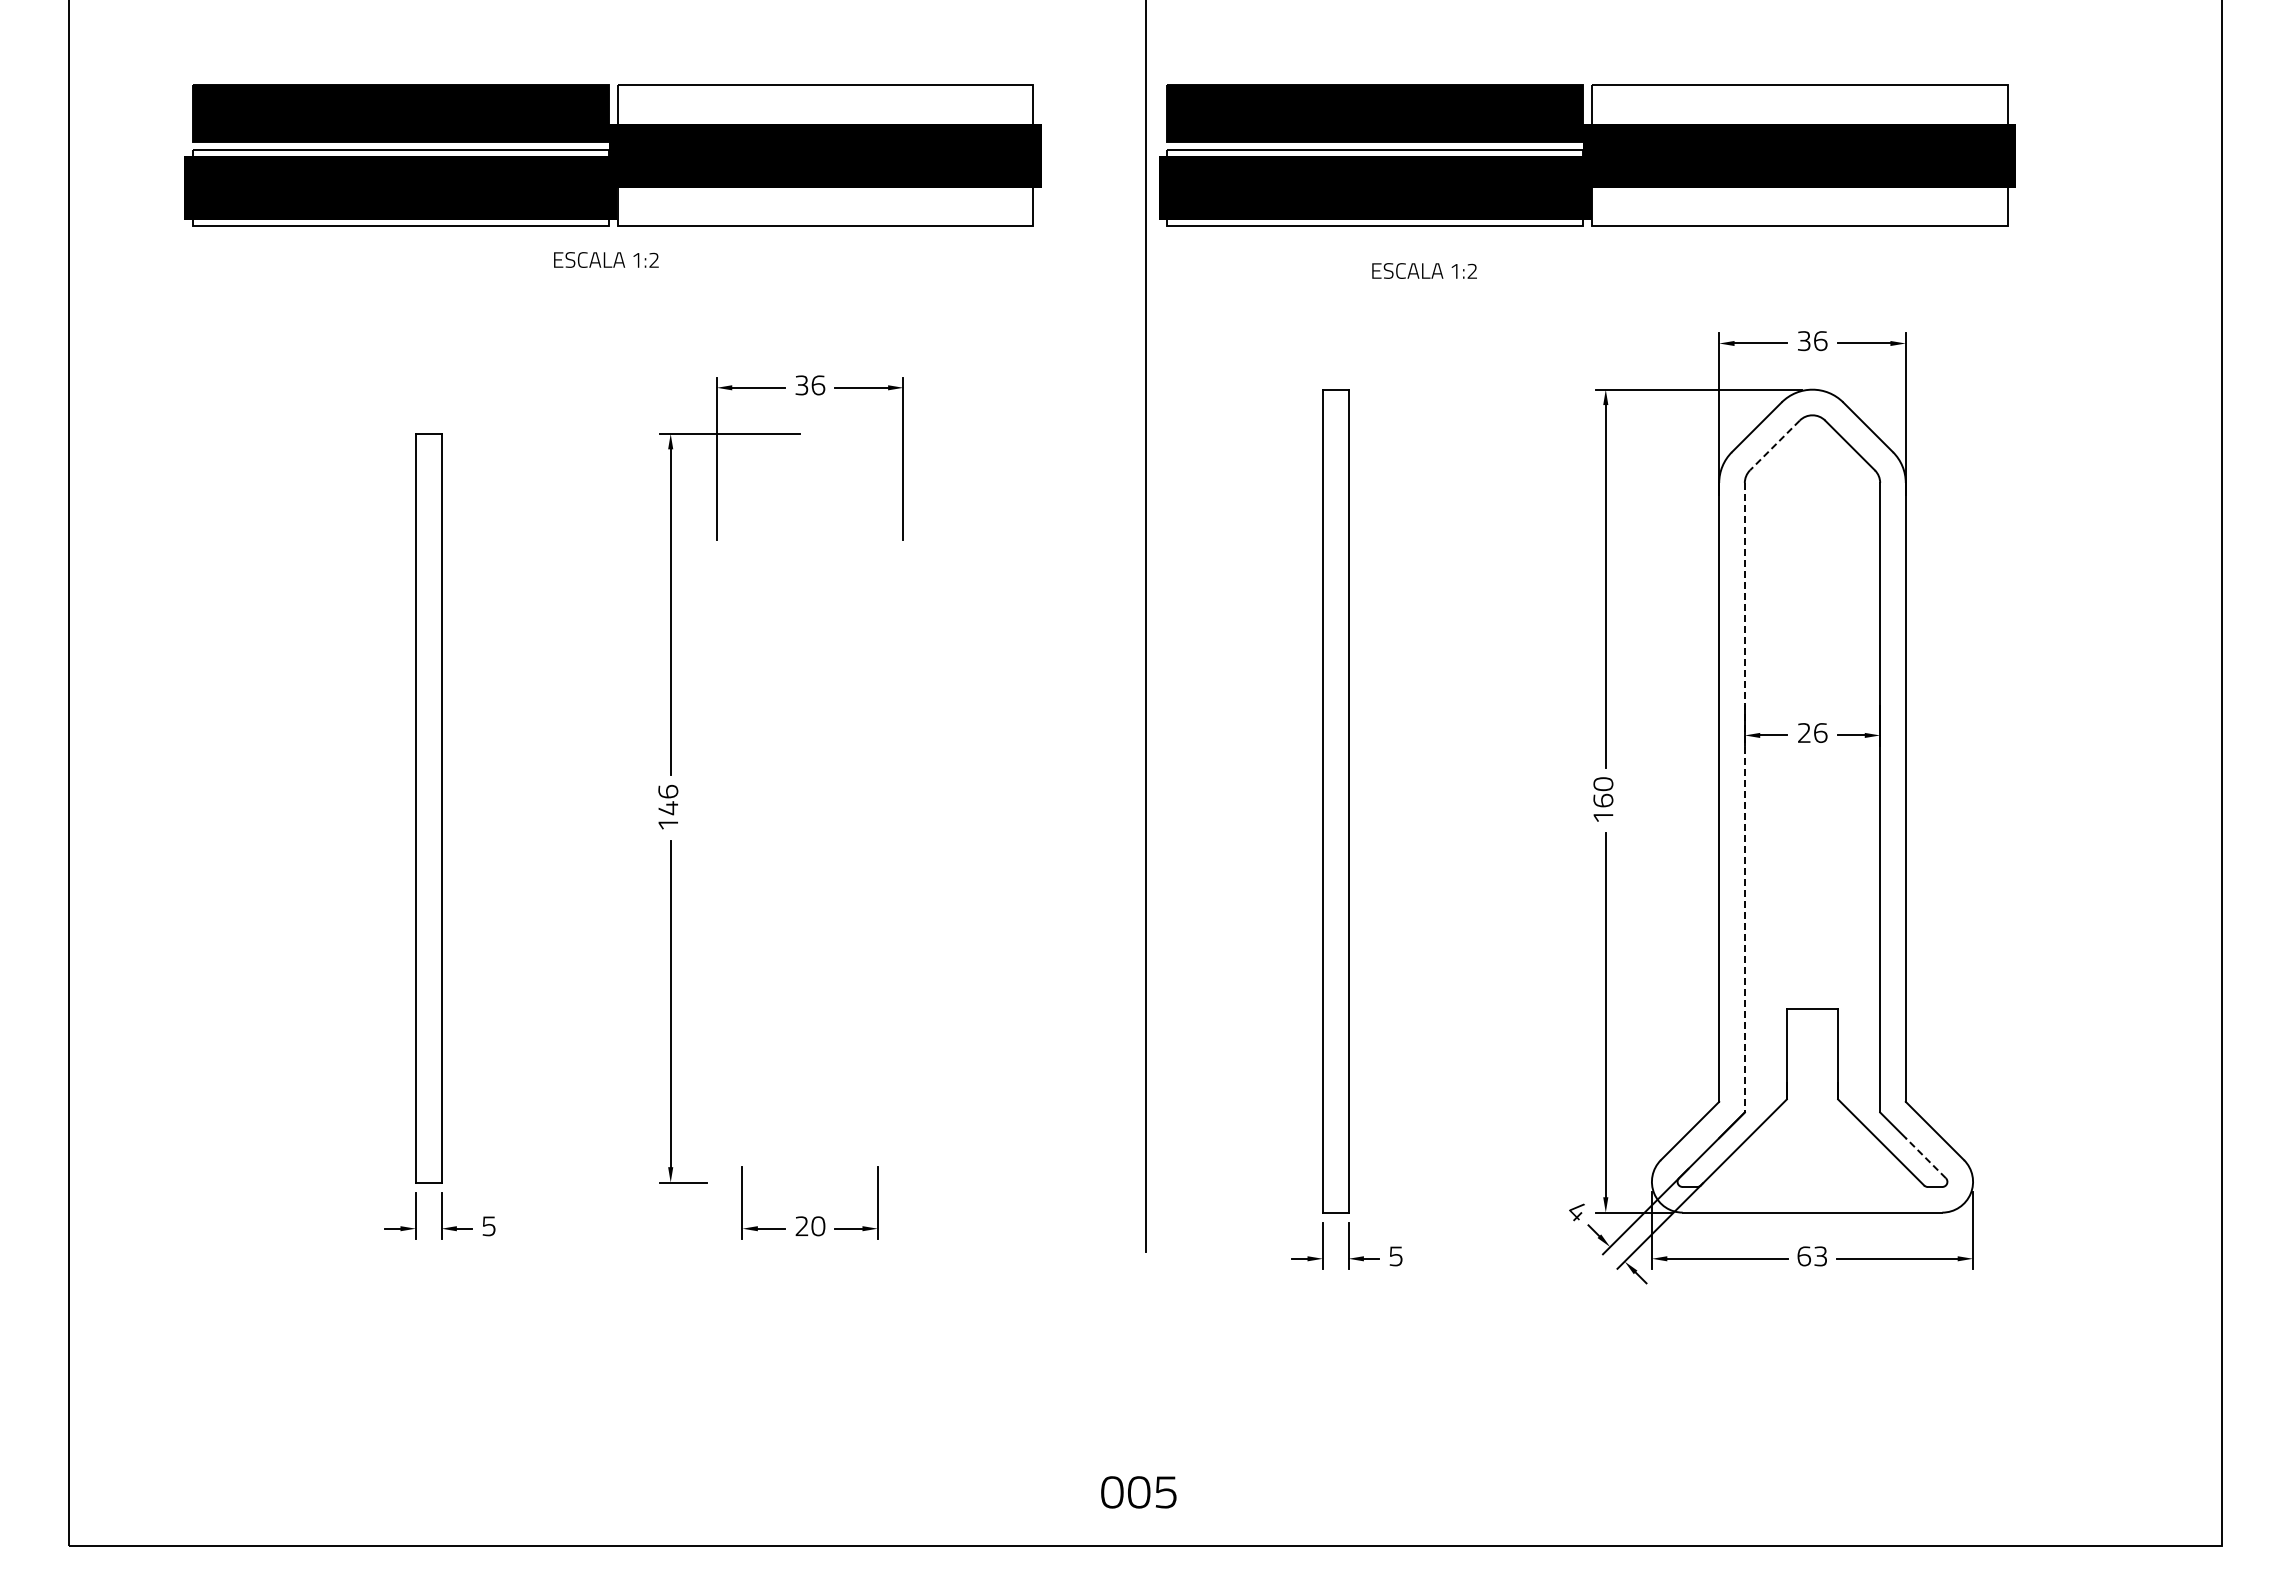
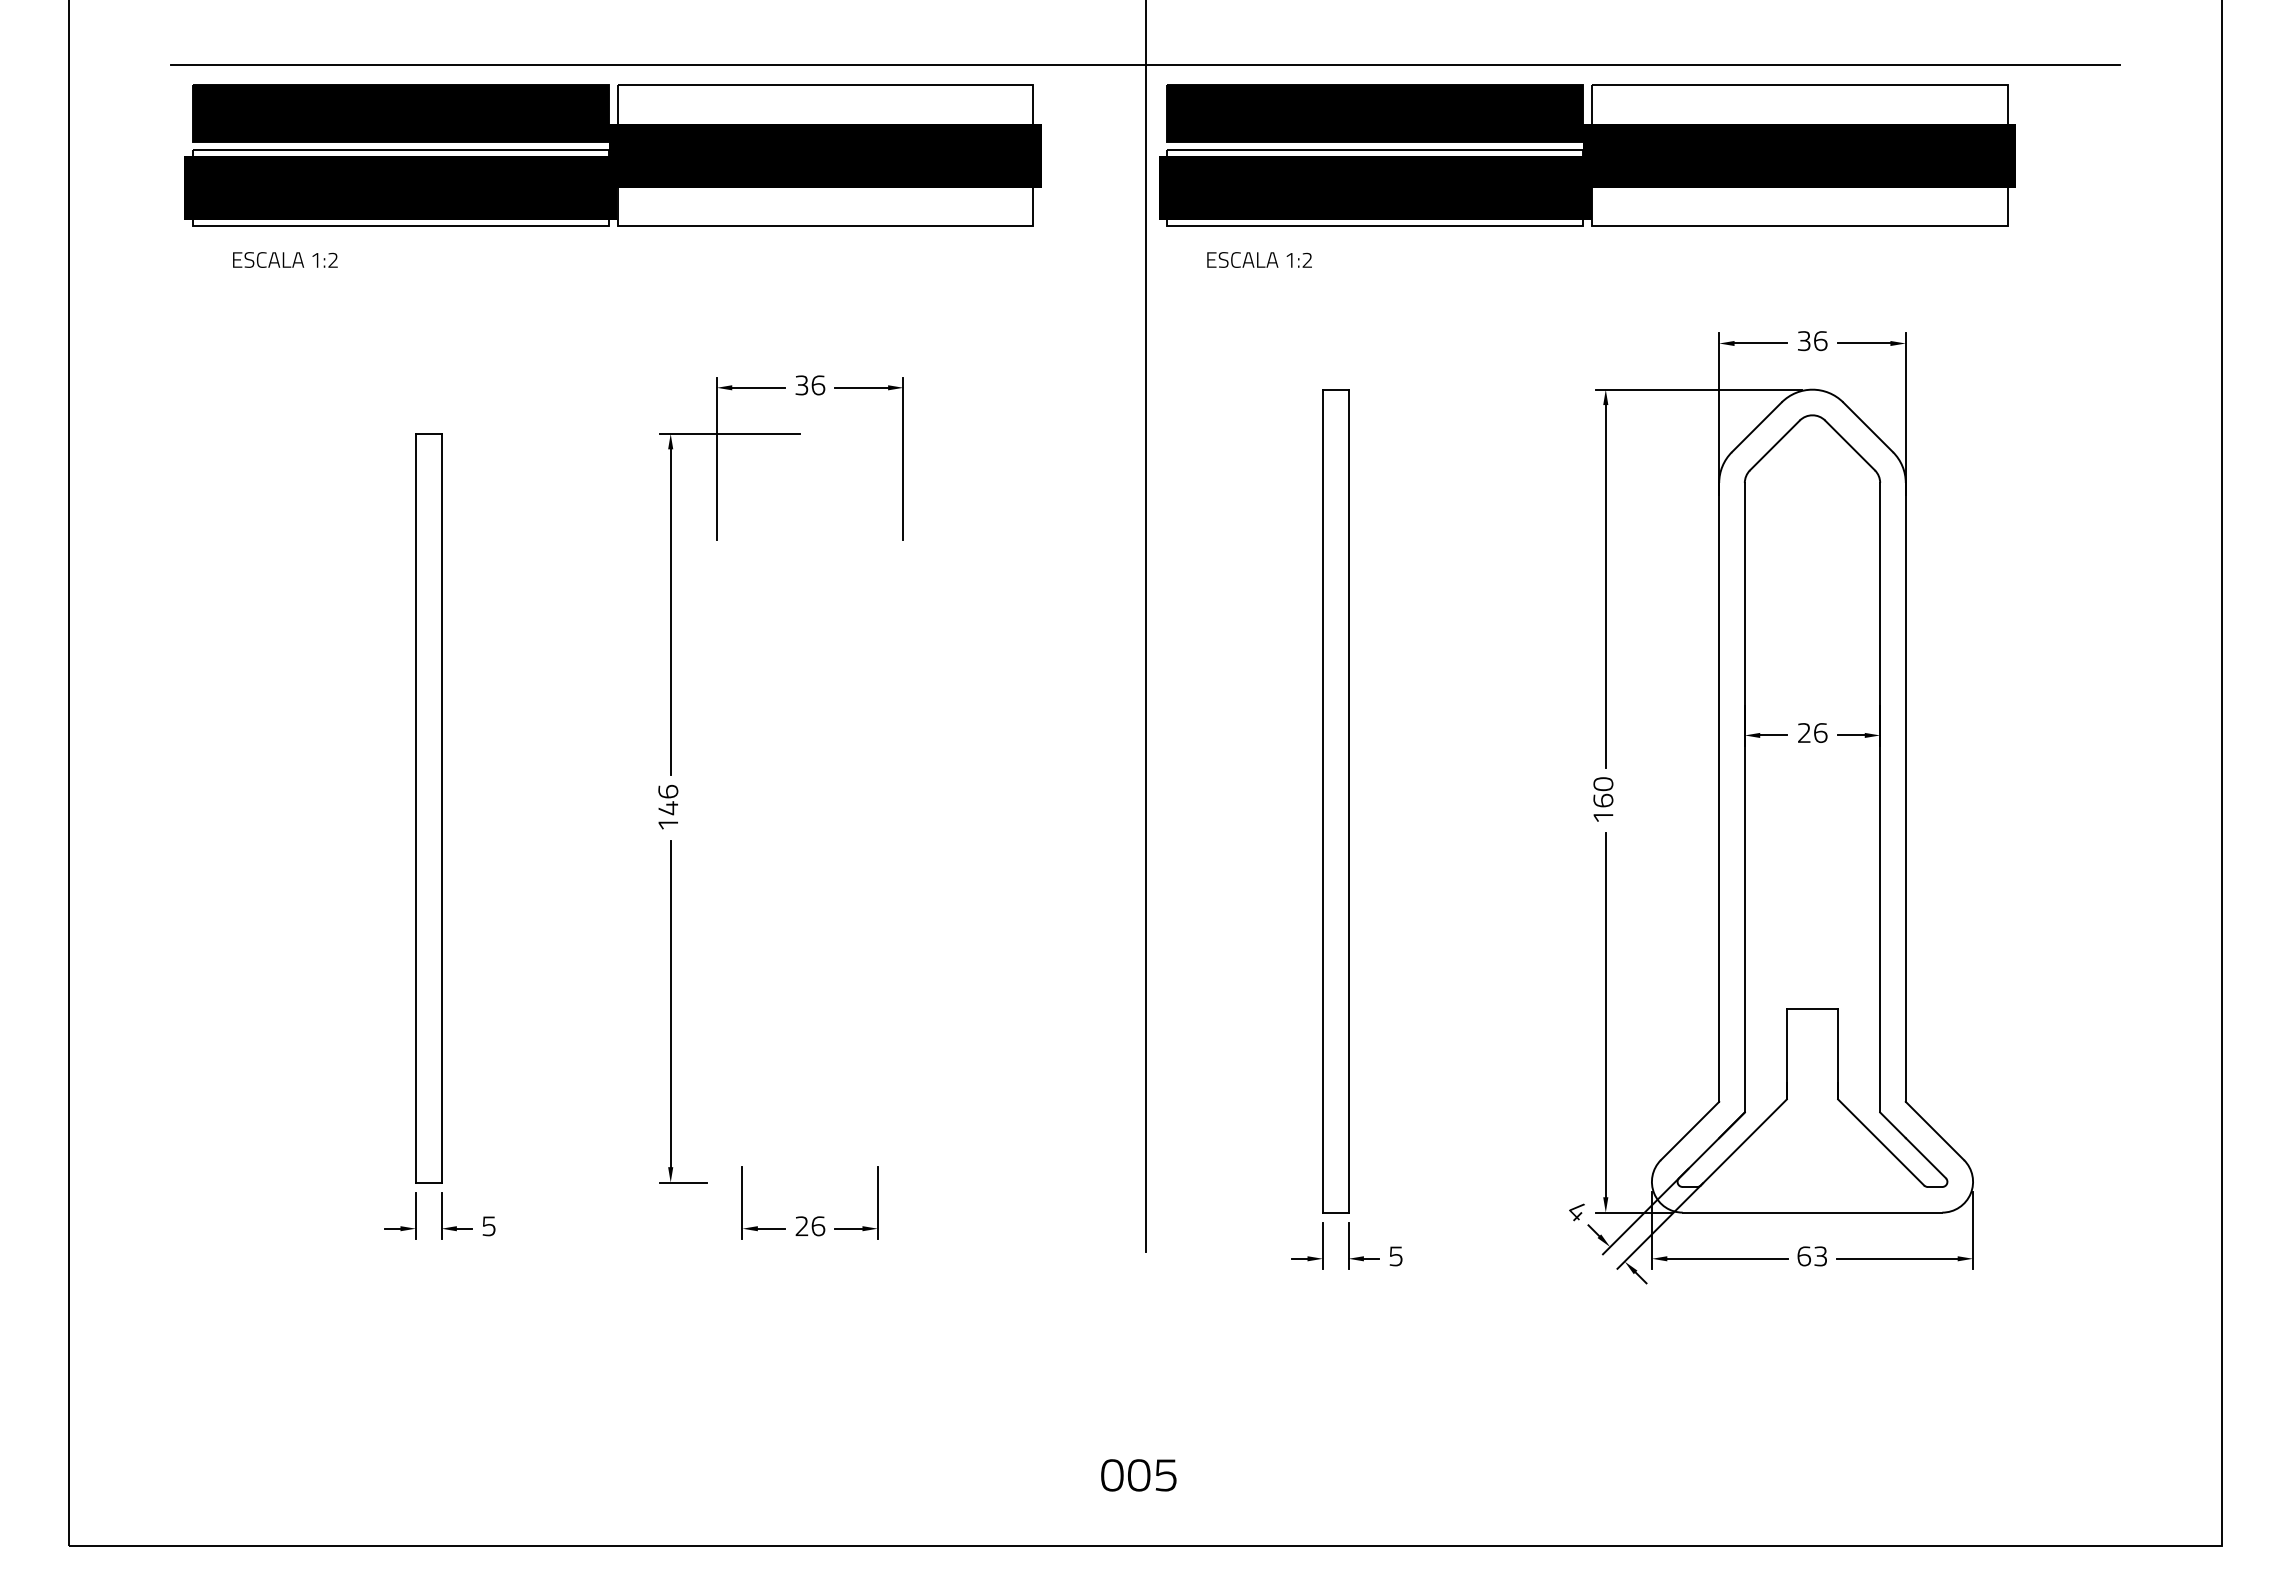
line: none -> present (1145, 64)
text position: (606, 259) -> (285, 259) (285, 259)
text position: (1424, 270) -> (1259, 259) (1259, 259)
line: dashed -> solid (1774, 445)
line: dashed -> solid (1744, 797)
line: dashed -> solid (1925, 1157)
text: 20 -> 26 (818, 1225)
text position: (1138, 1492) -> (1138, 1475) (1138, 1475)
